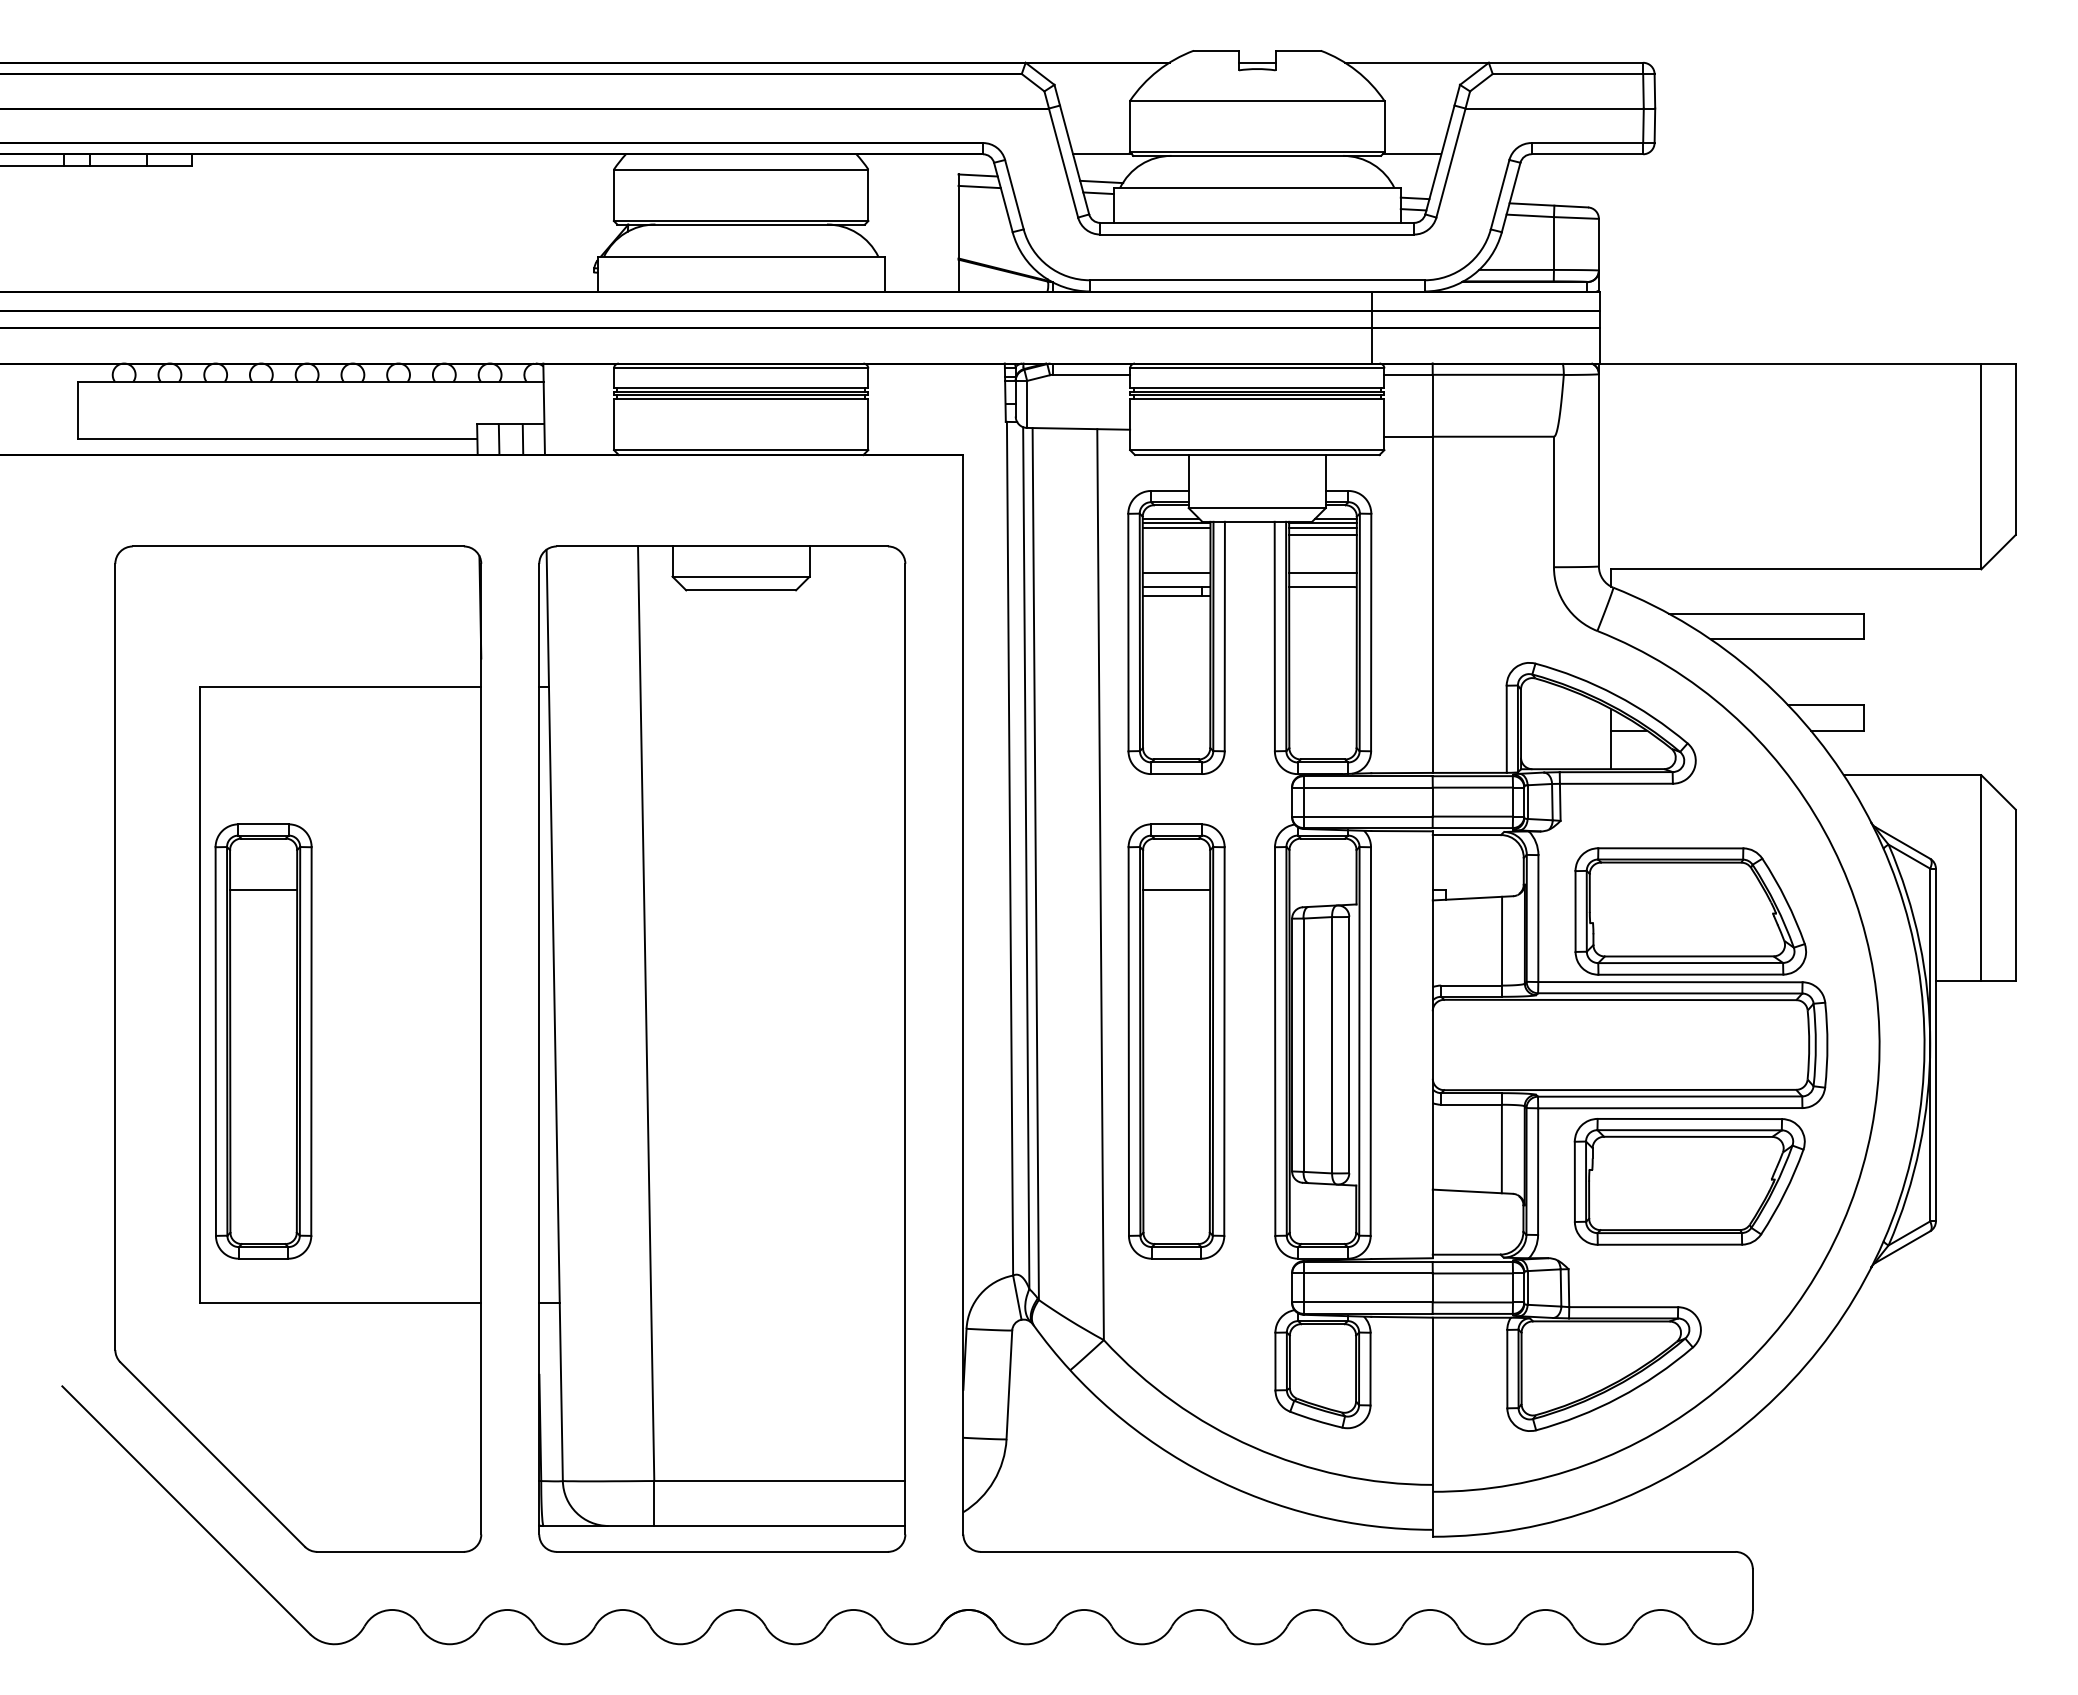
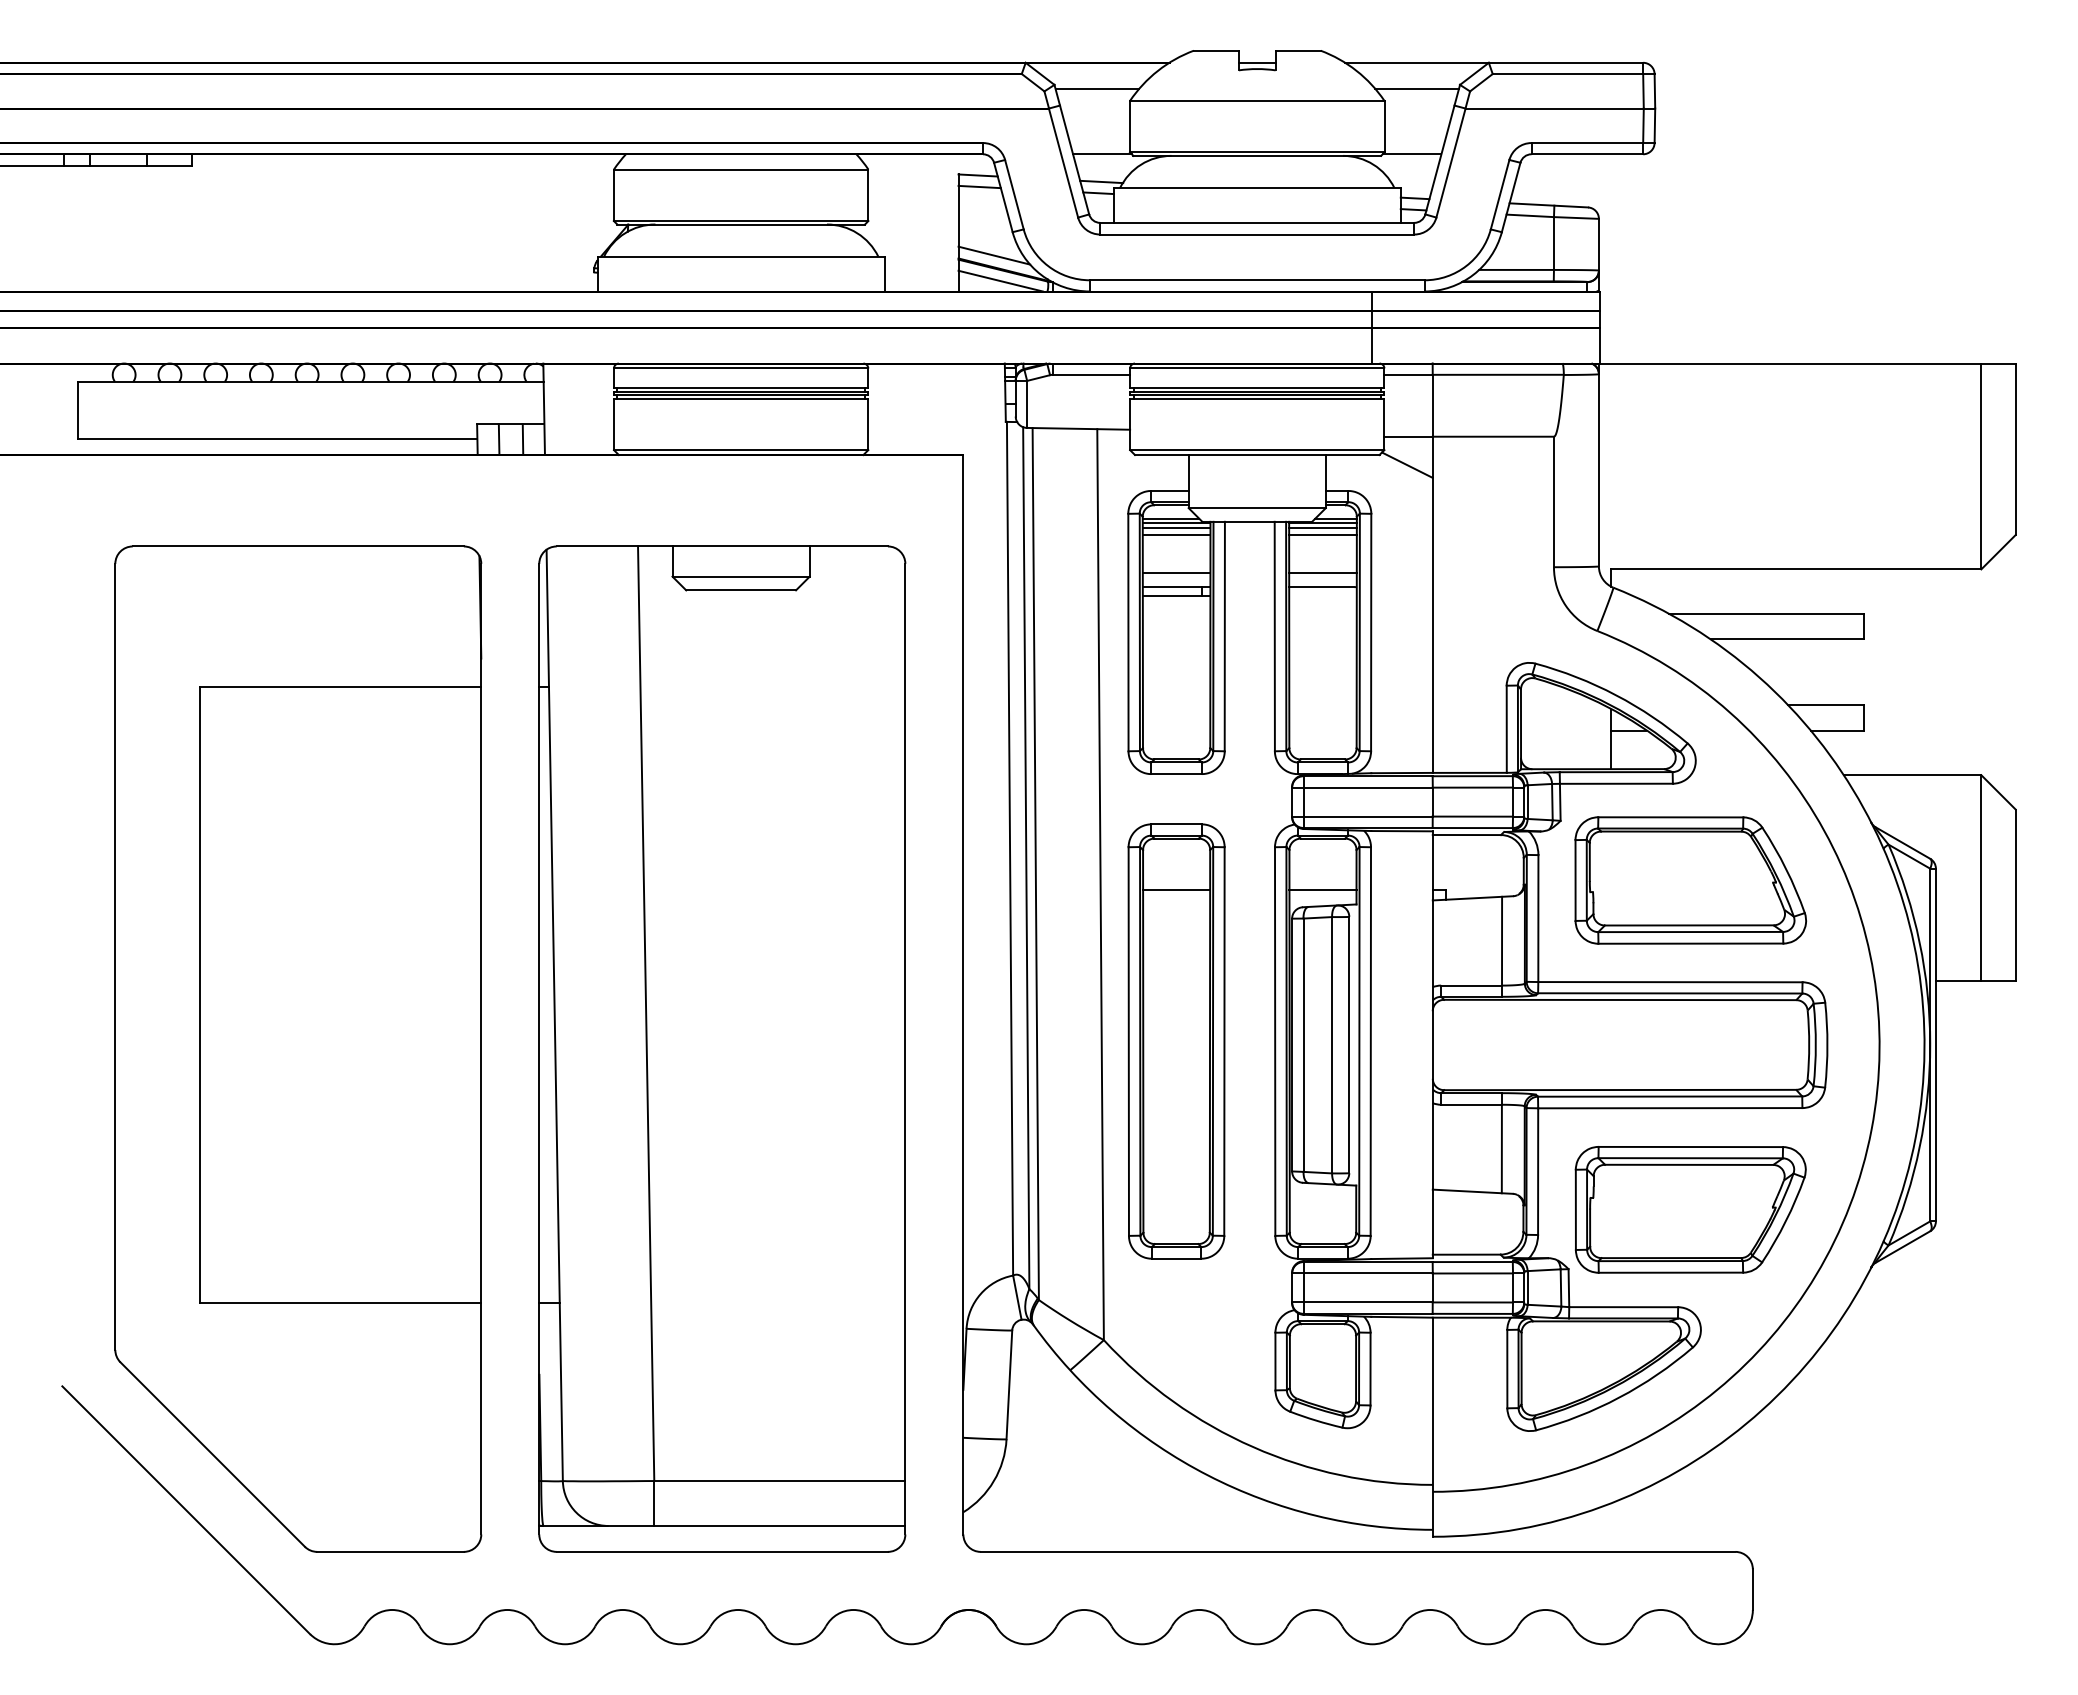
line: none -> present (1097, 89)
line: none -> present (1416, 89)
line: none -> present (994, 255)
line: none -> present (1000, 280)
line: none -> present (1407, 464)
line: none -> present (1176, 534)
line: none -> present (1322, 889)
part position: (1690, 911) -> (1690, 880) (1690, 880)
part: present -> none (263, 1041)
part position: (1689, 1181) -> (1690, 1209) (1690, 1209)
